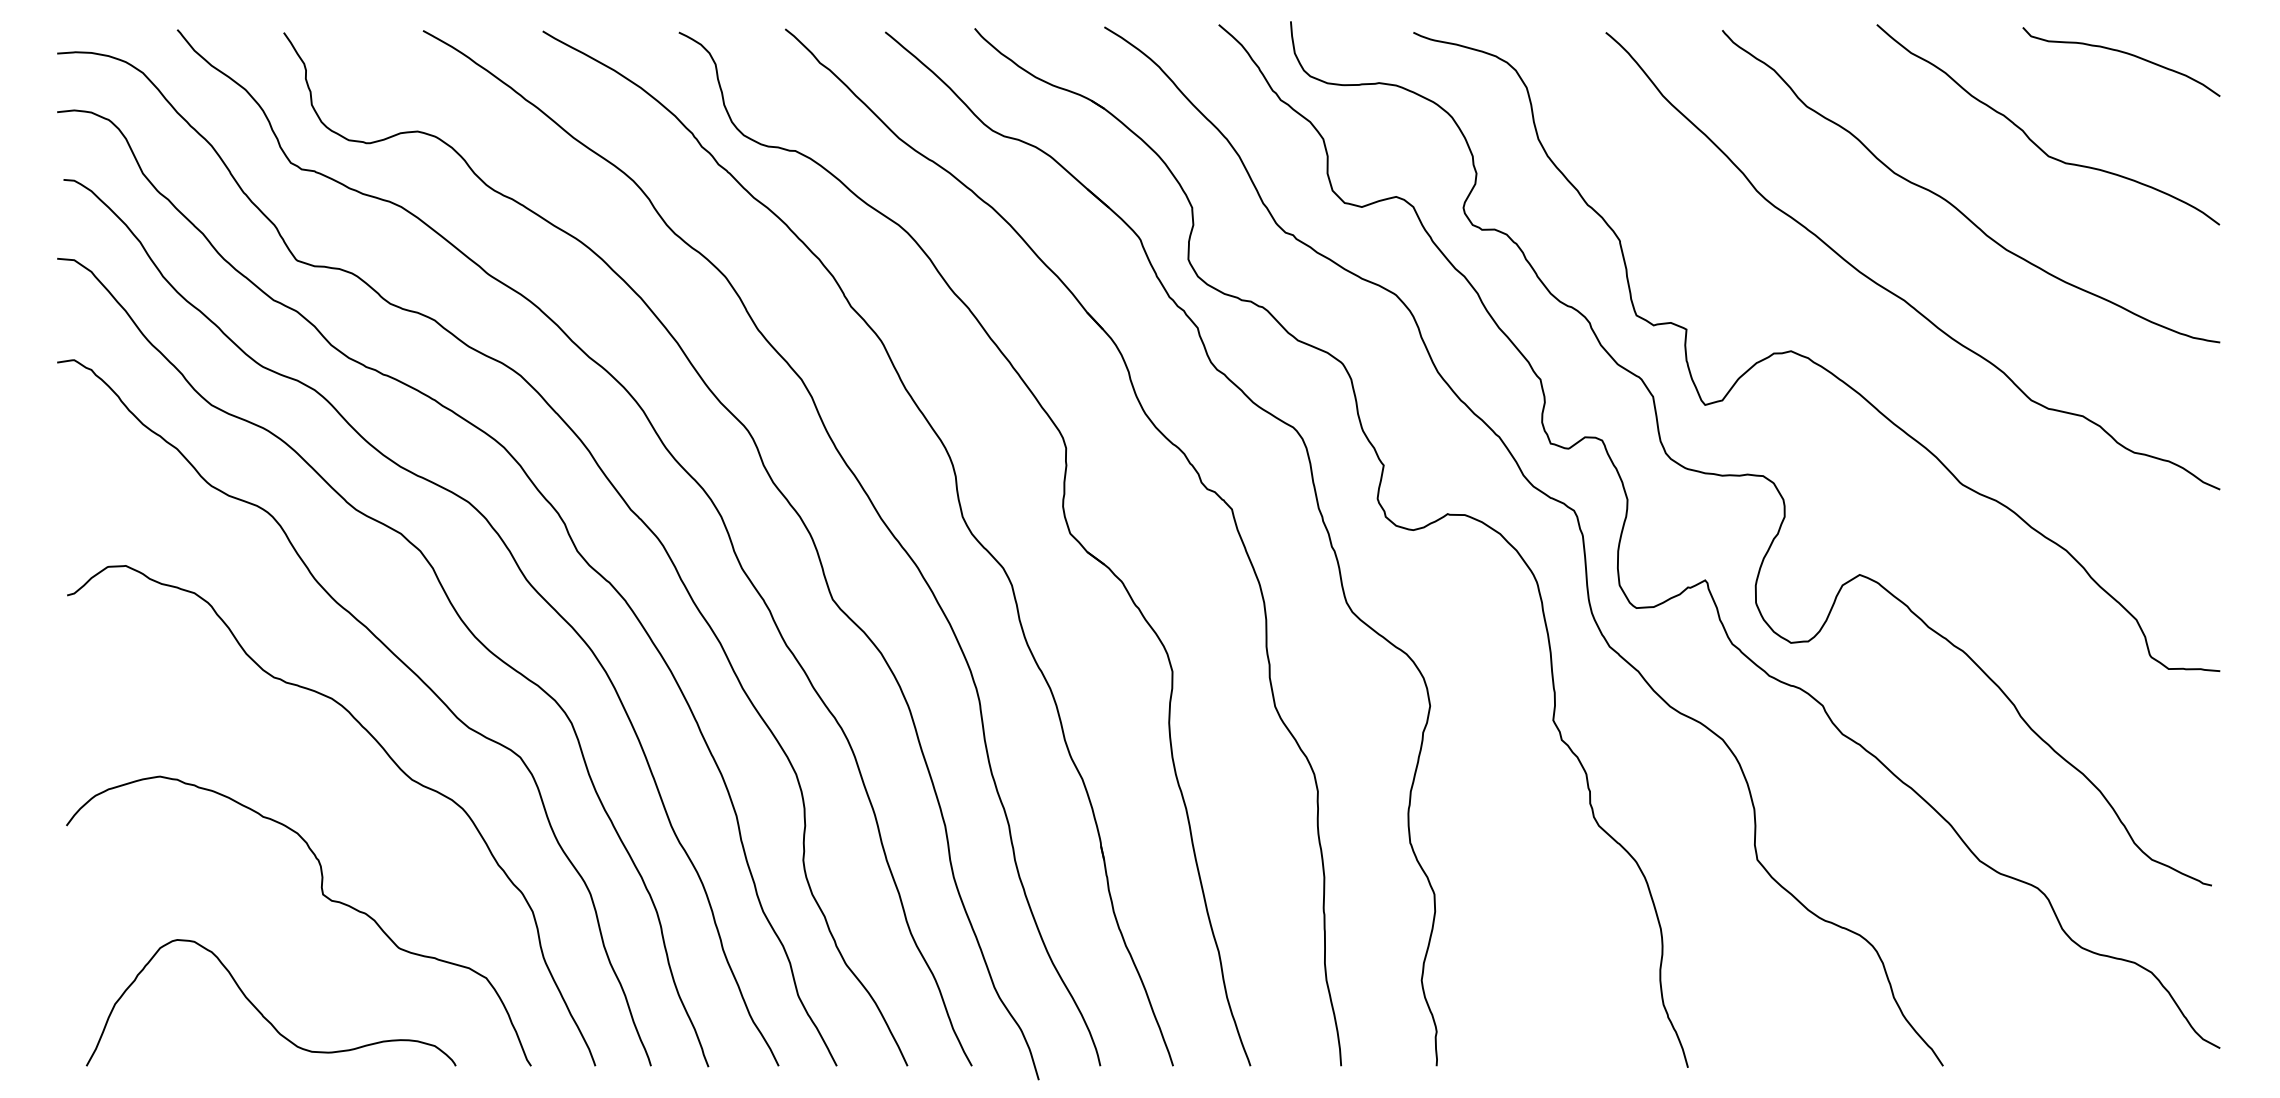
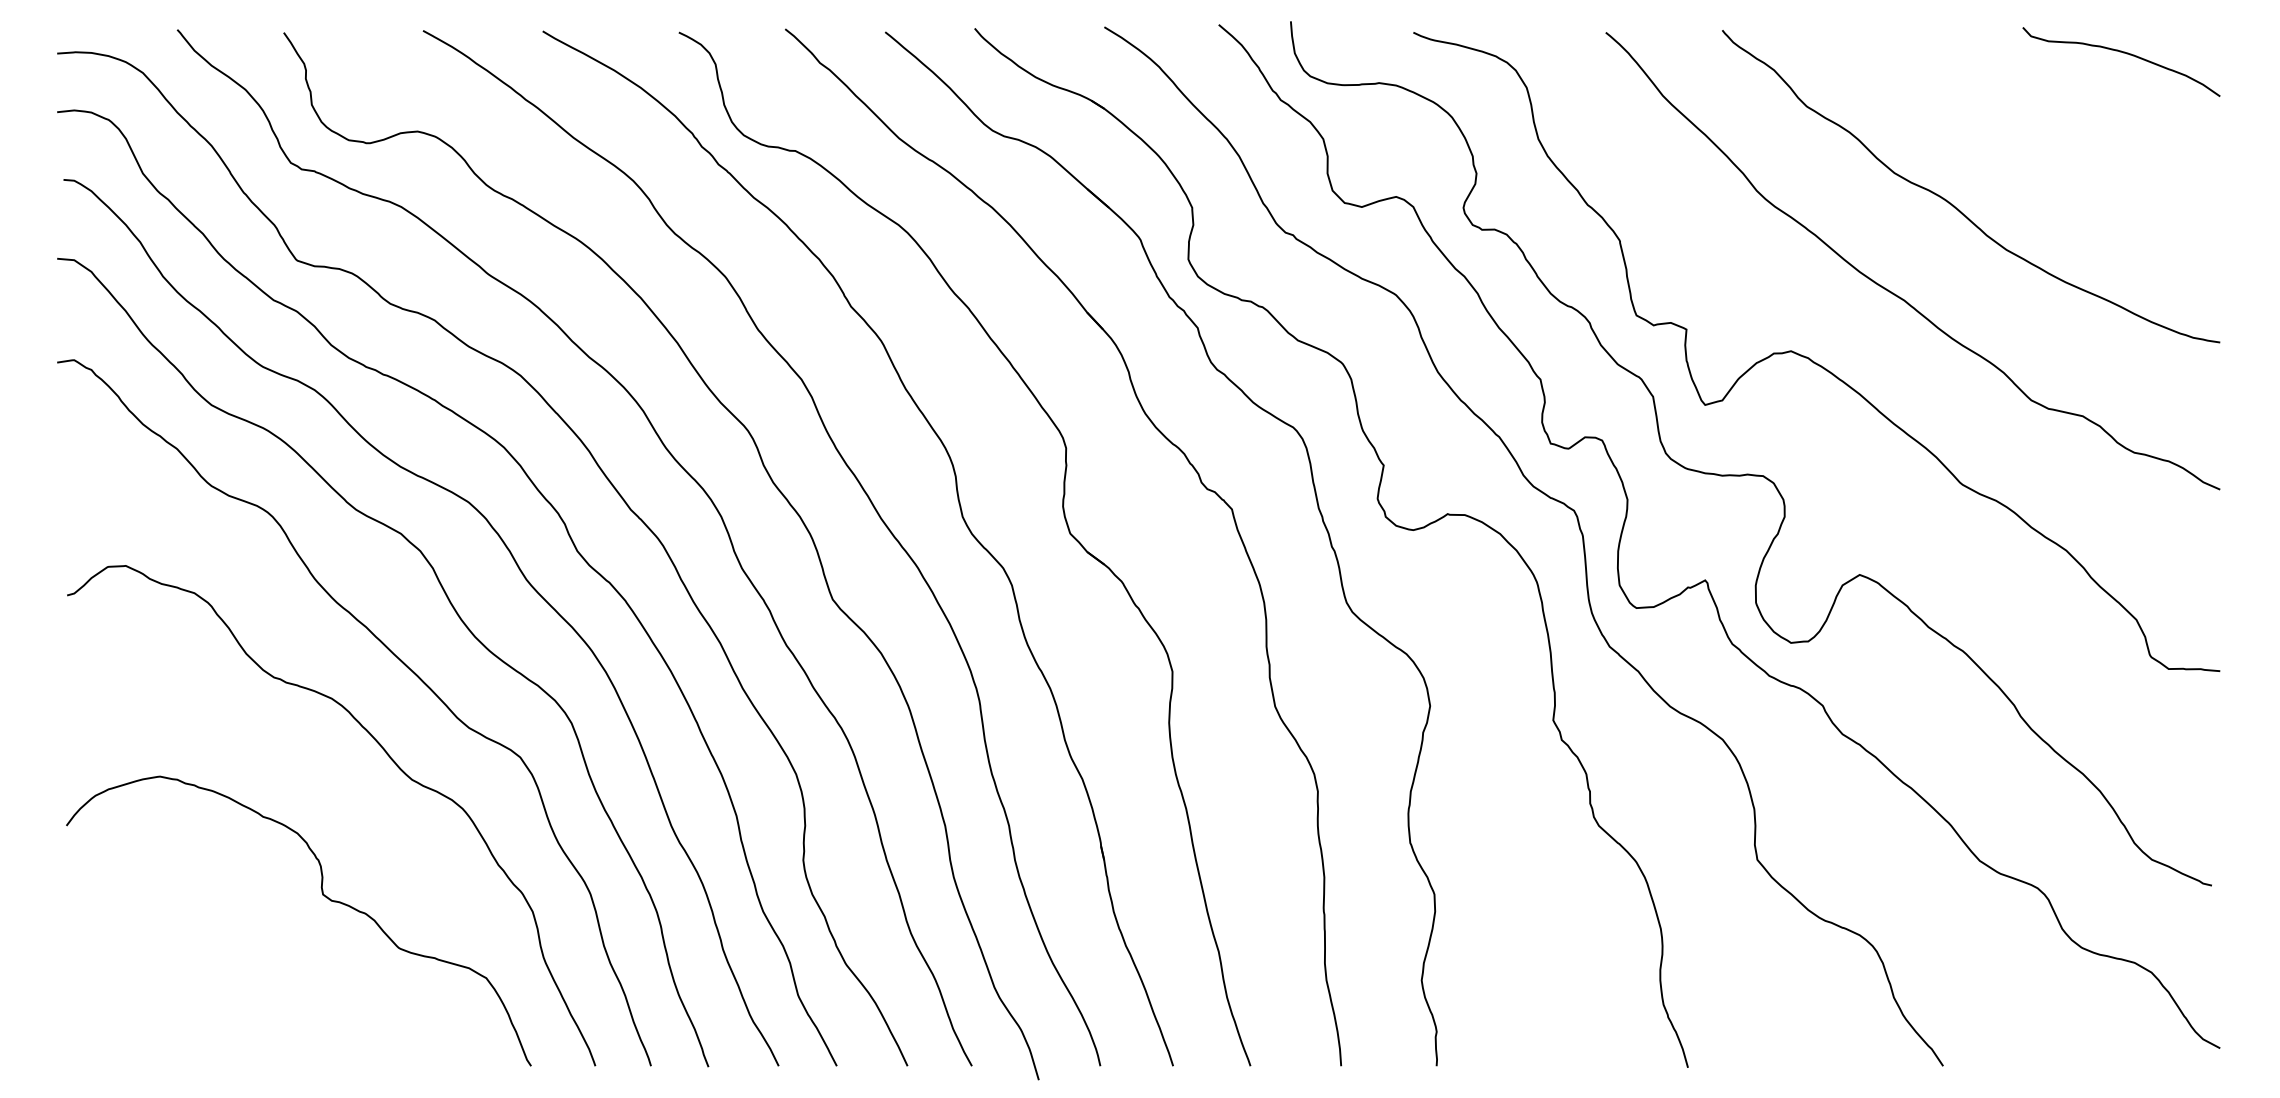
curve: present -> none (2032, 140)
curve: present -> none (261, 1012)
